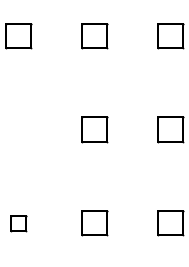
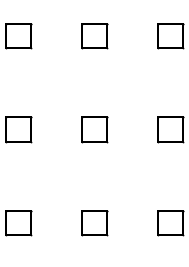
part: none -> present (18, 129)
part size: 18x18 px -> 28x27 px (18, 223)
